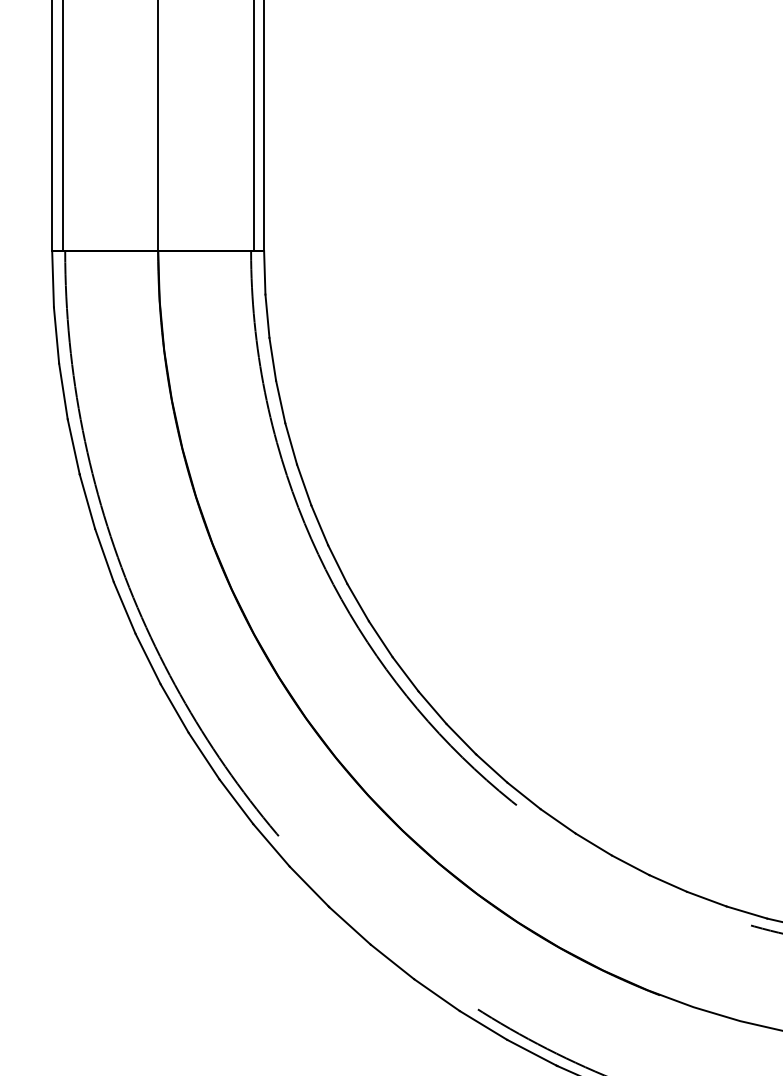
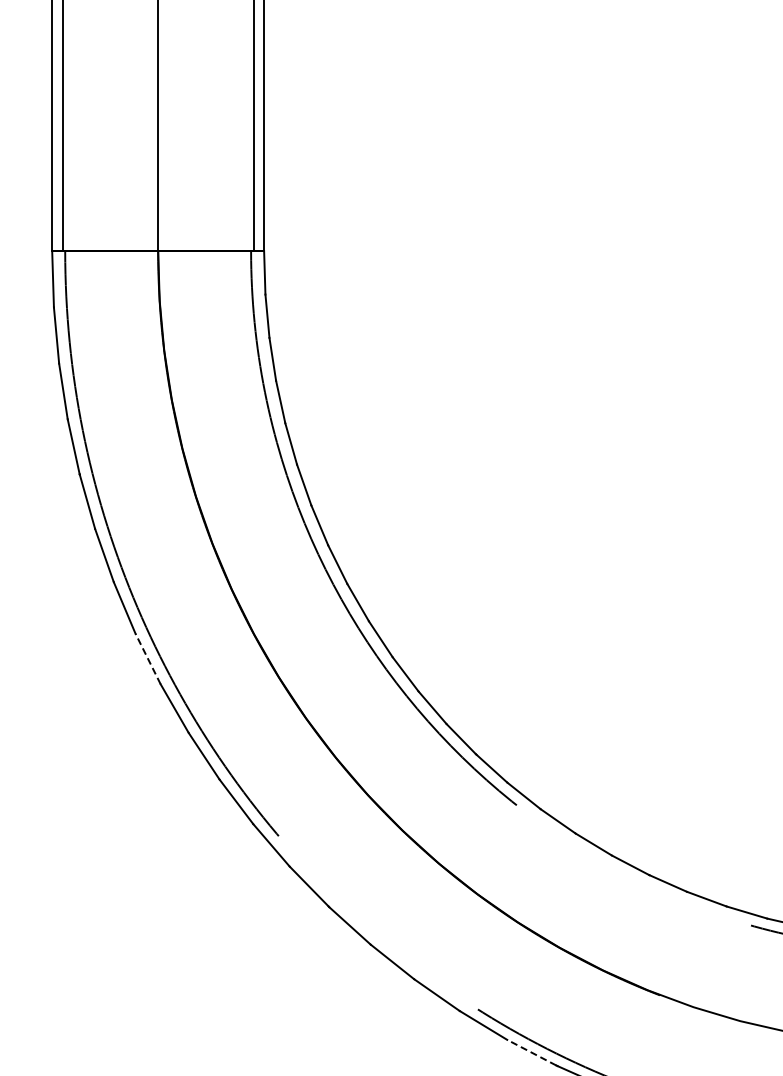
line: solid -> dashed (147, 658)
line: solid -> dashed (531, 1052)
